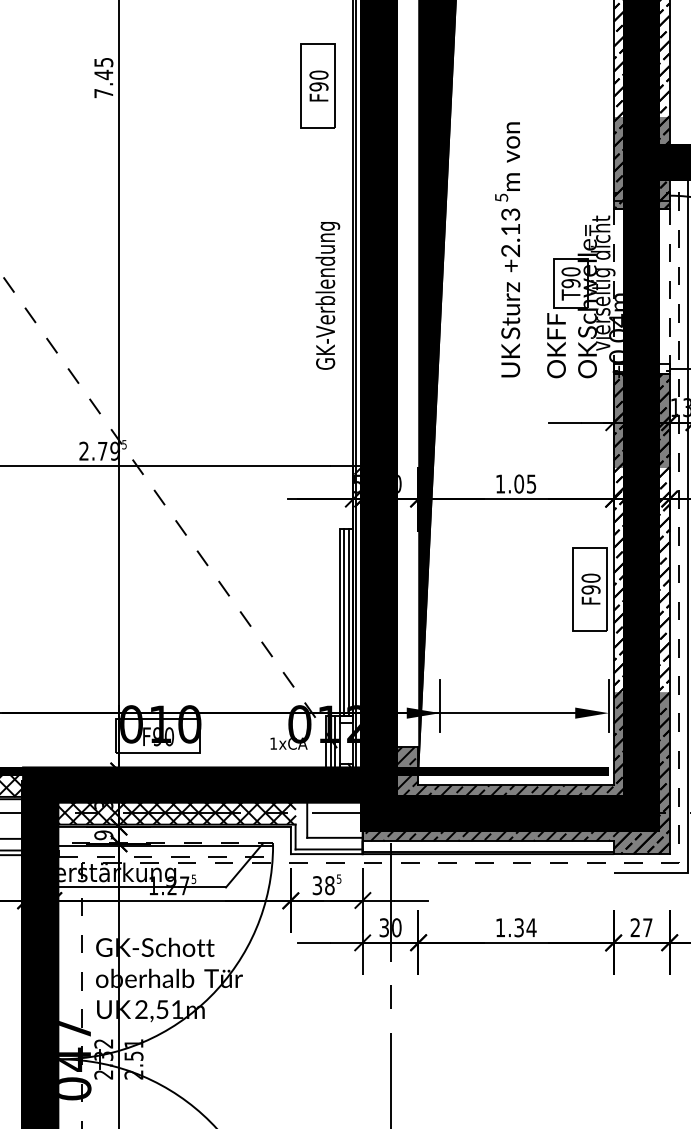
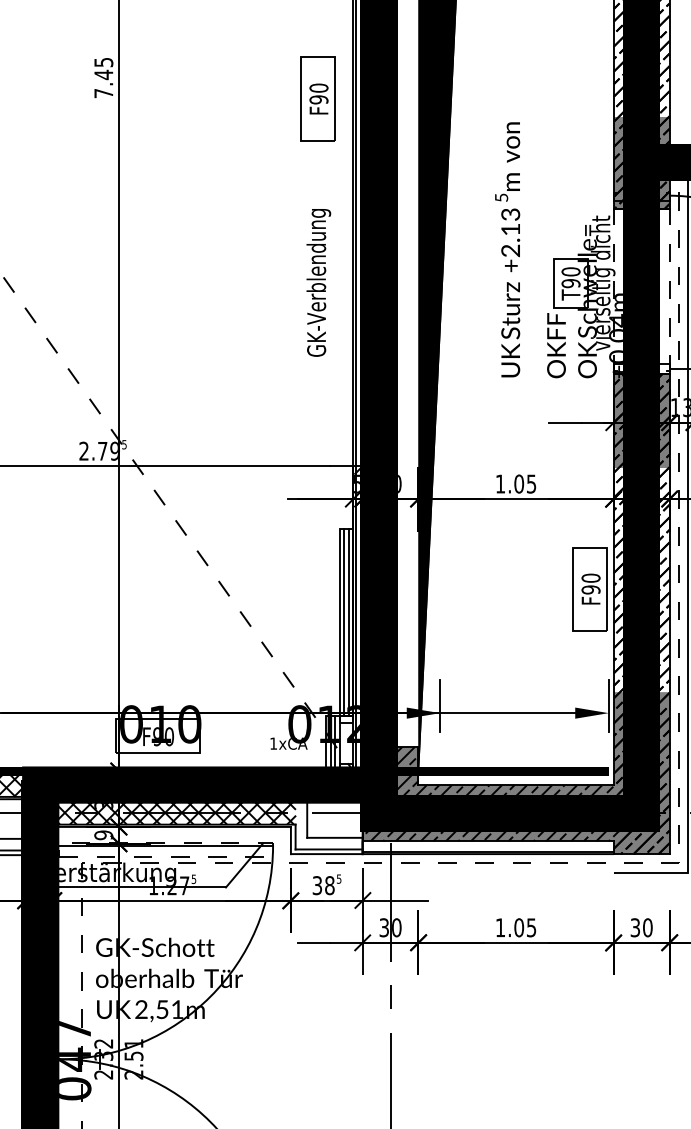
part position: (317, 85) -> (317, 98) (317, 98)
text position: (327, 295) -> (318, 282) (318, 282)
text: 1.34 -> 1.05 (525, 927)
text: 27 -> 30 (641, 927)
